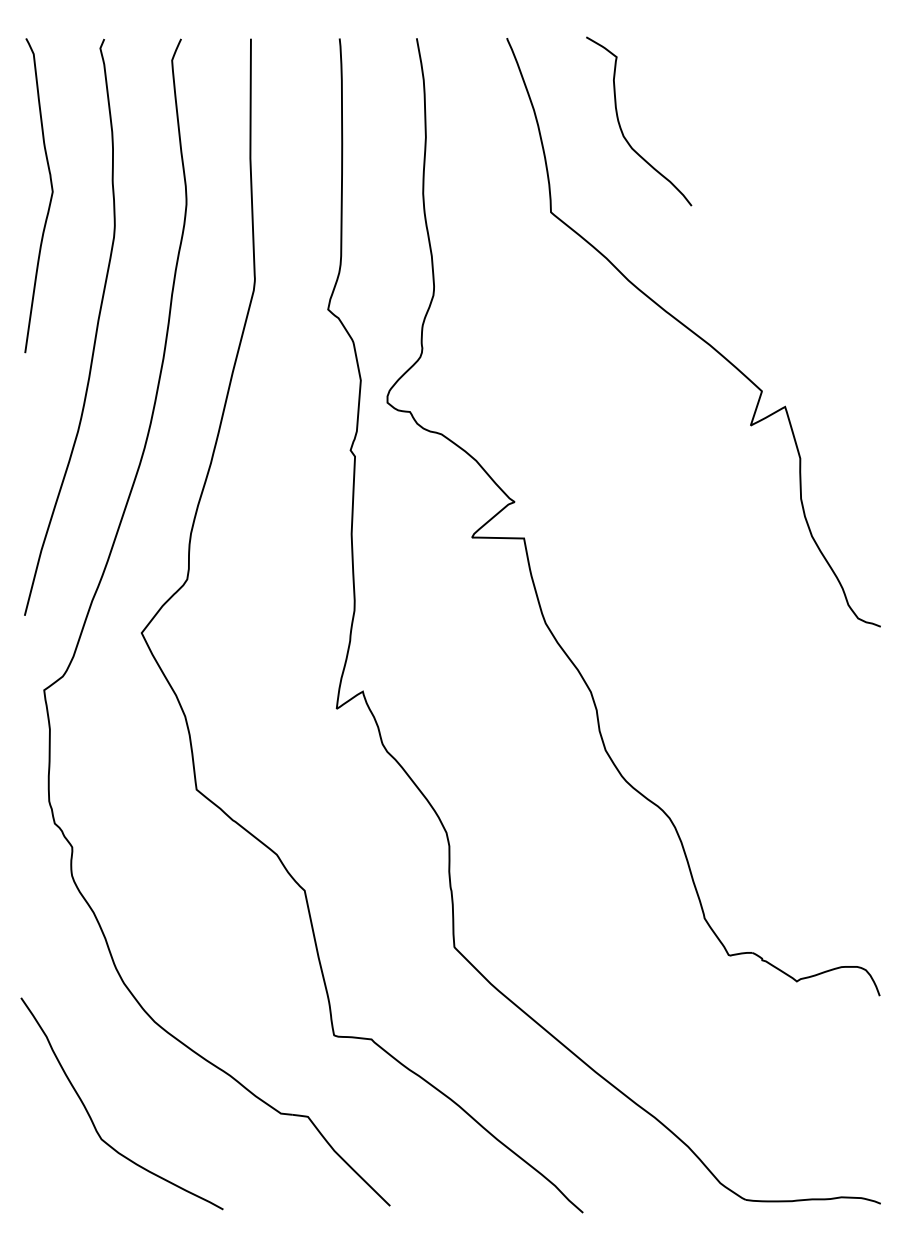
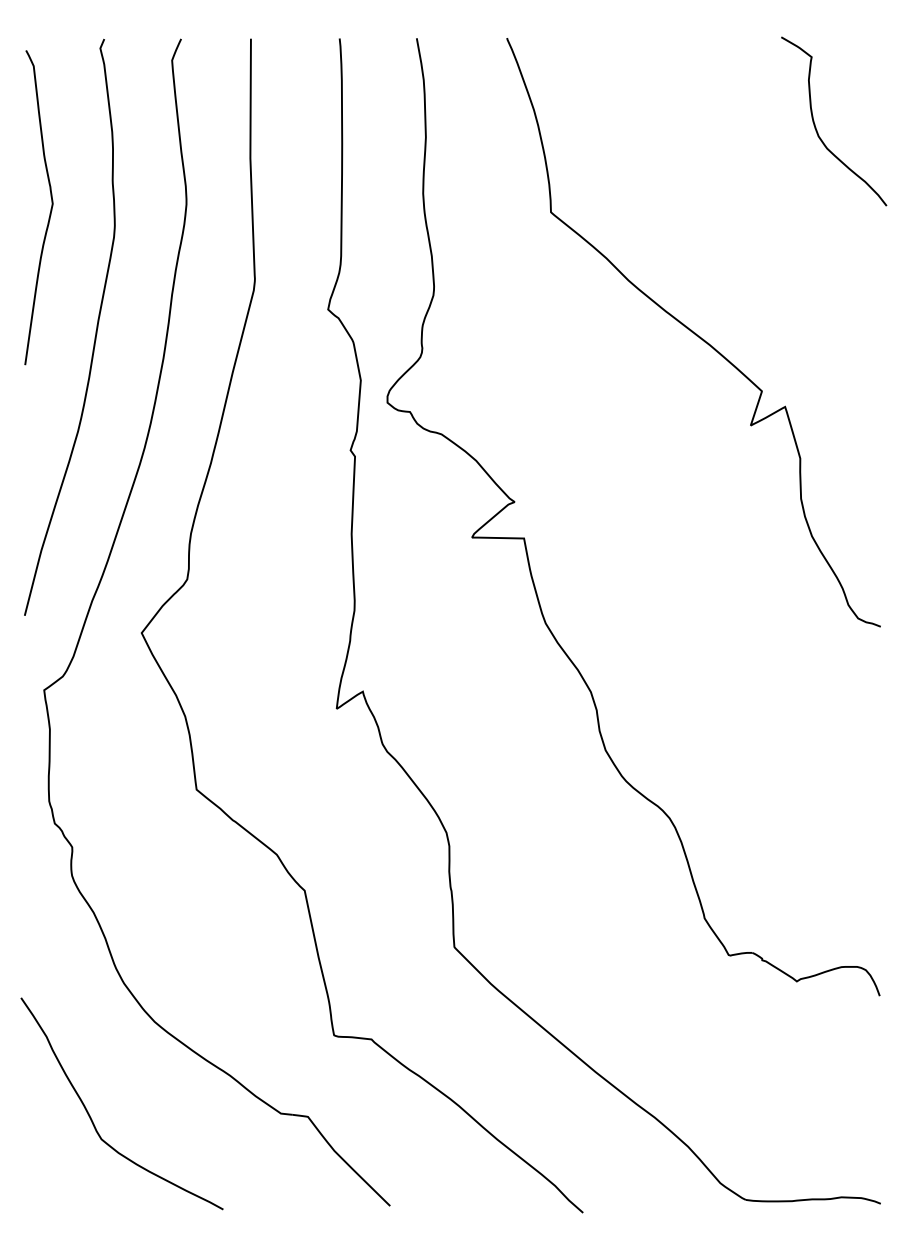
curve position: (621, 127) -> (816, 127) (816, 127)
curve position: (50, 196) -> (50, 208) (50, 208)
